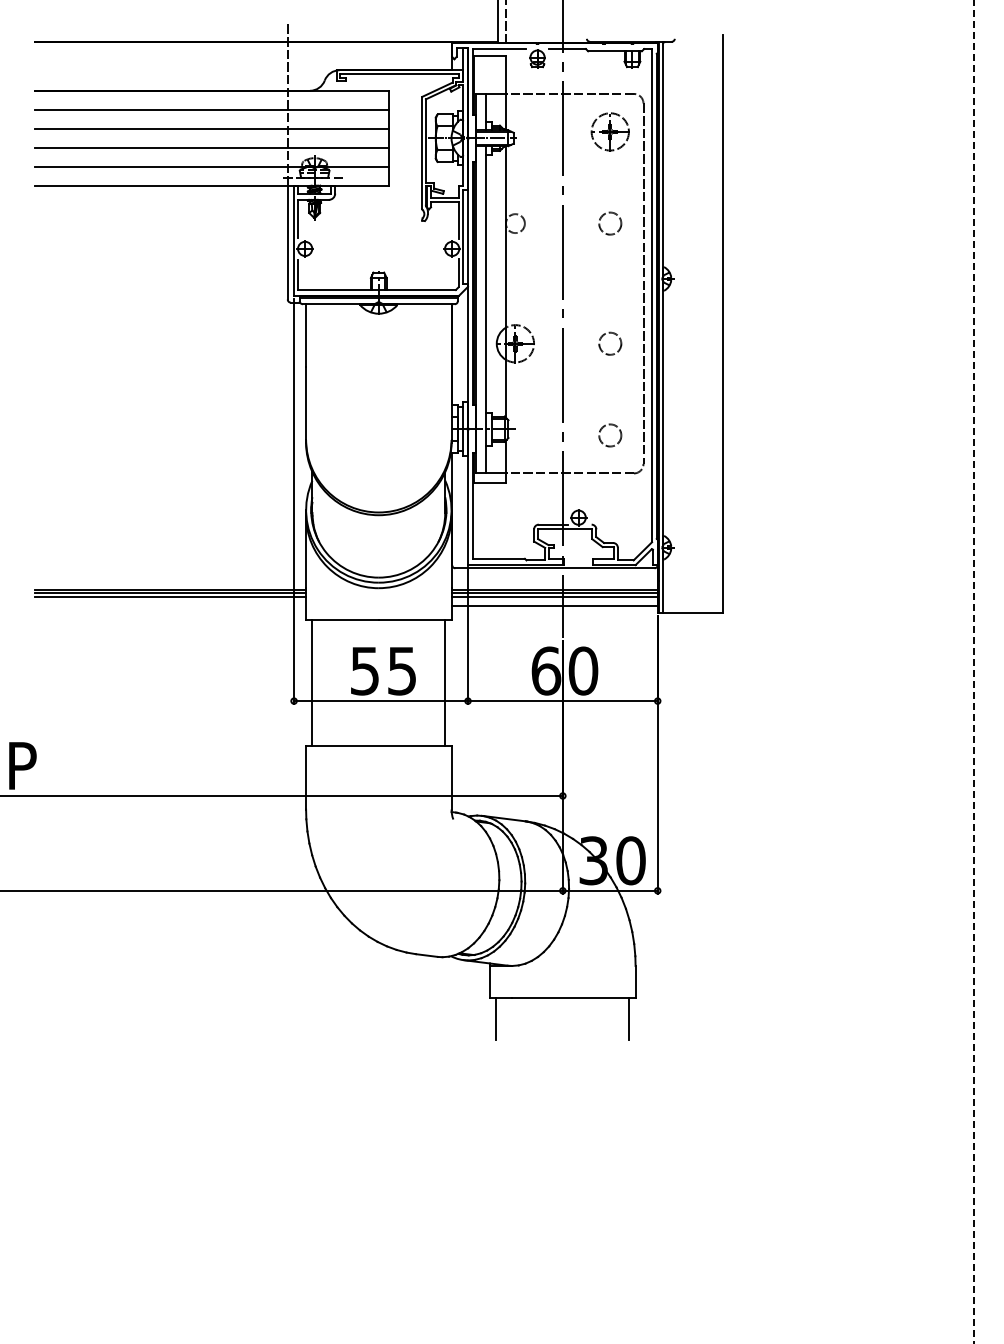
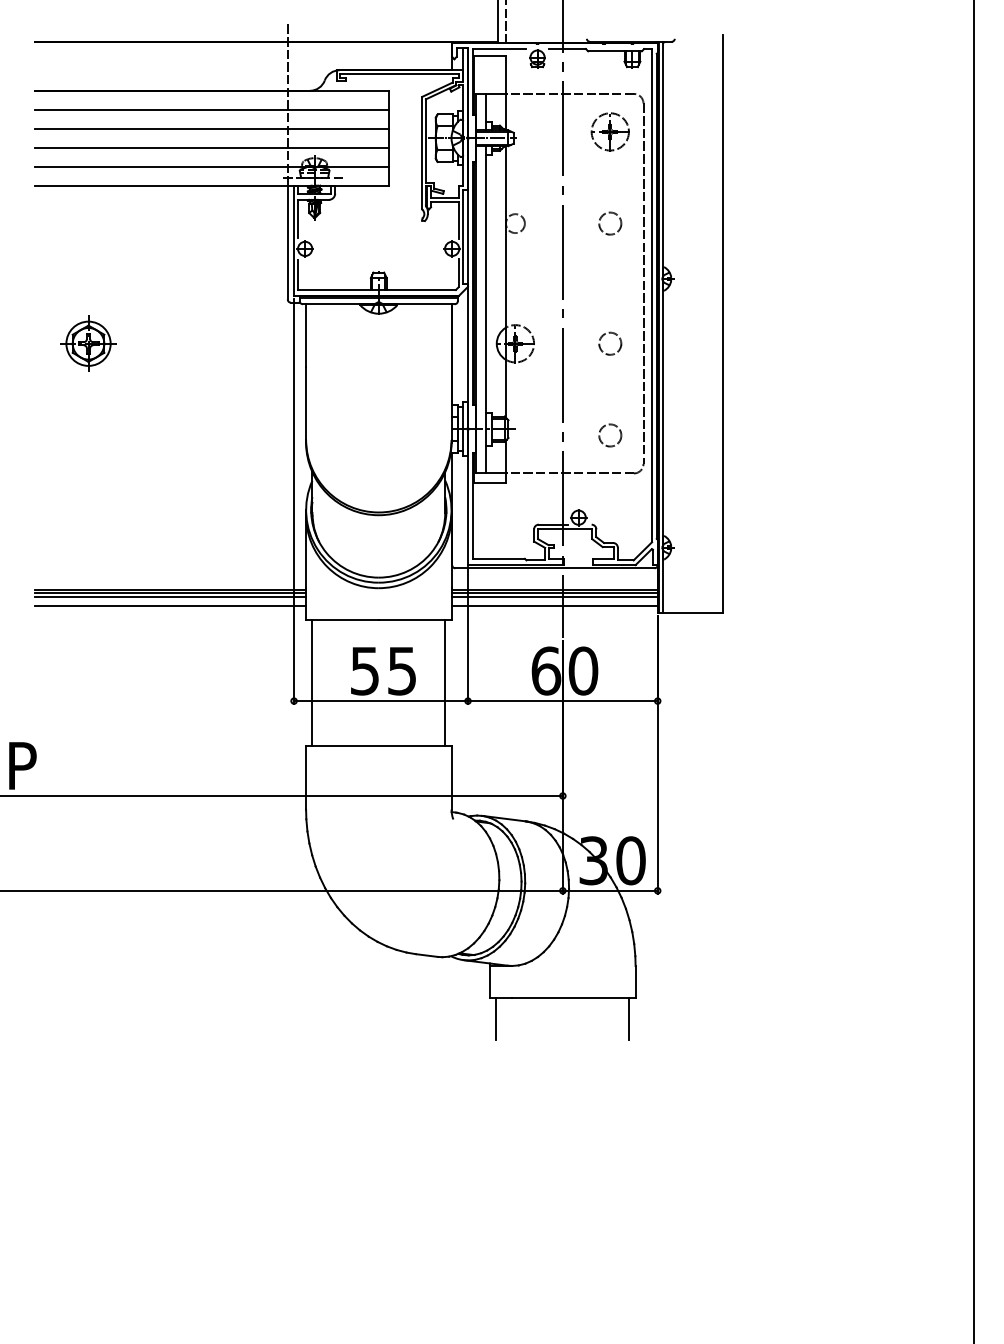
part: none -> present (88, 343)
line: none -> present (170, 606)
line: dashed -> solid (973, 670)
